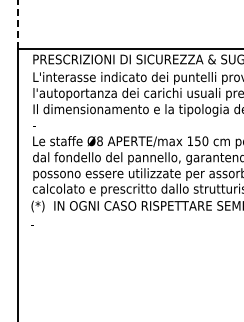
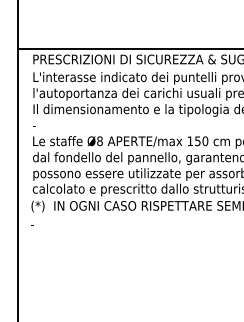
line: dashed -> solid (17, 24)
